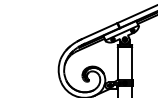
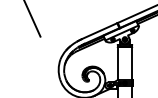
line: none -> present (32, 19)
